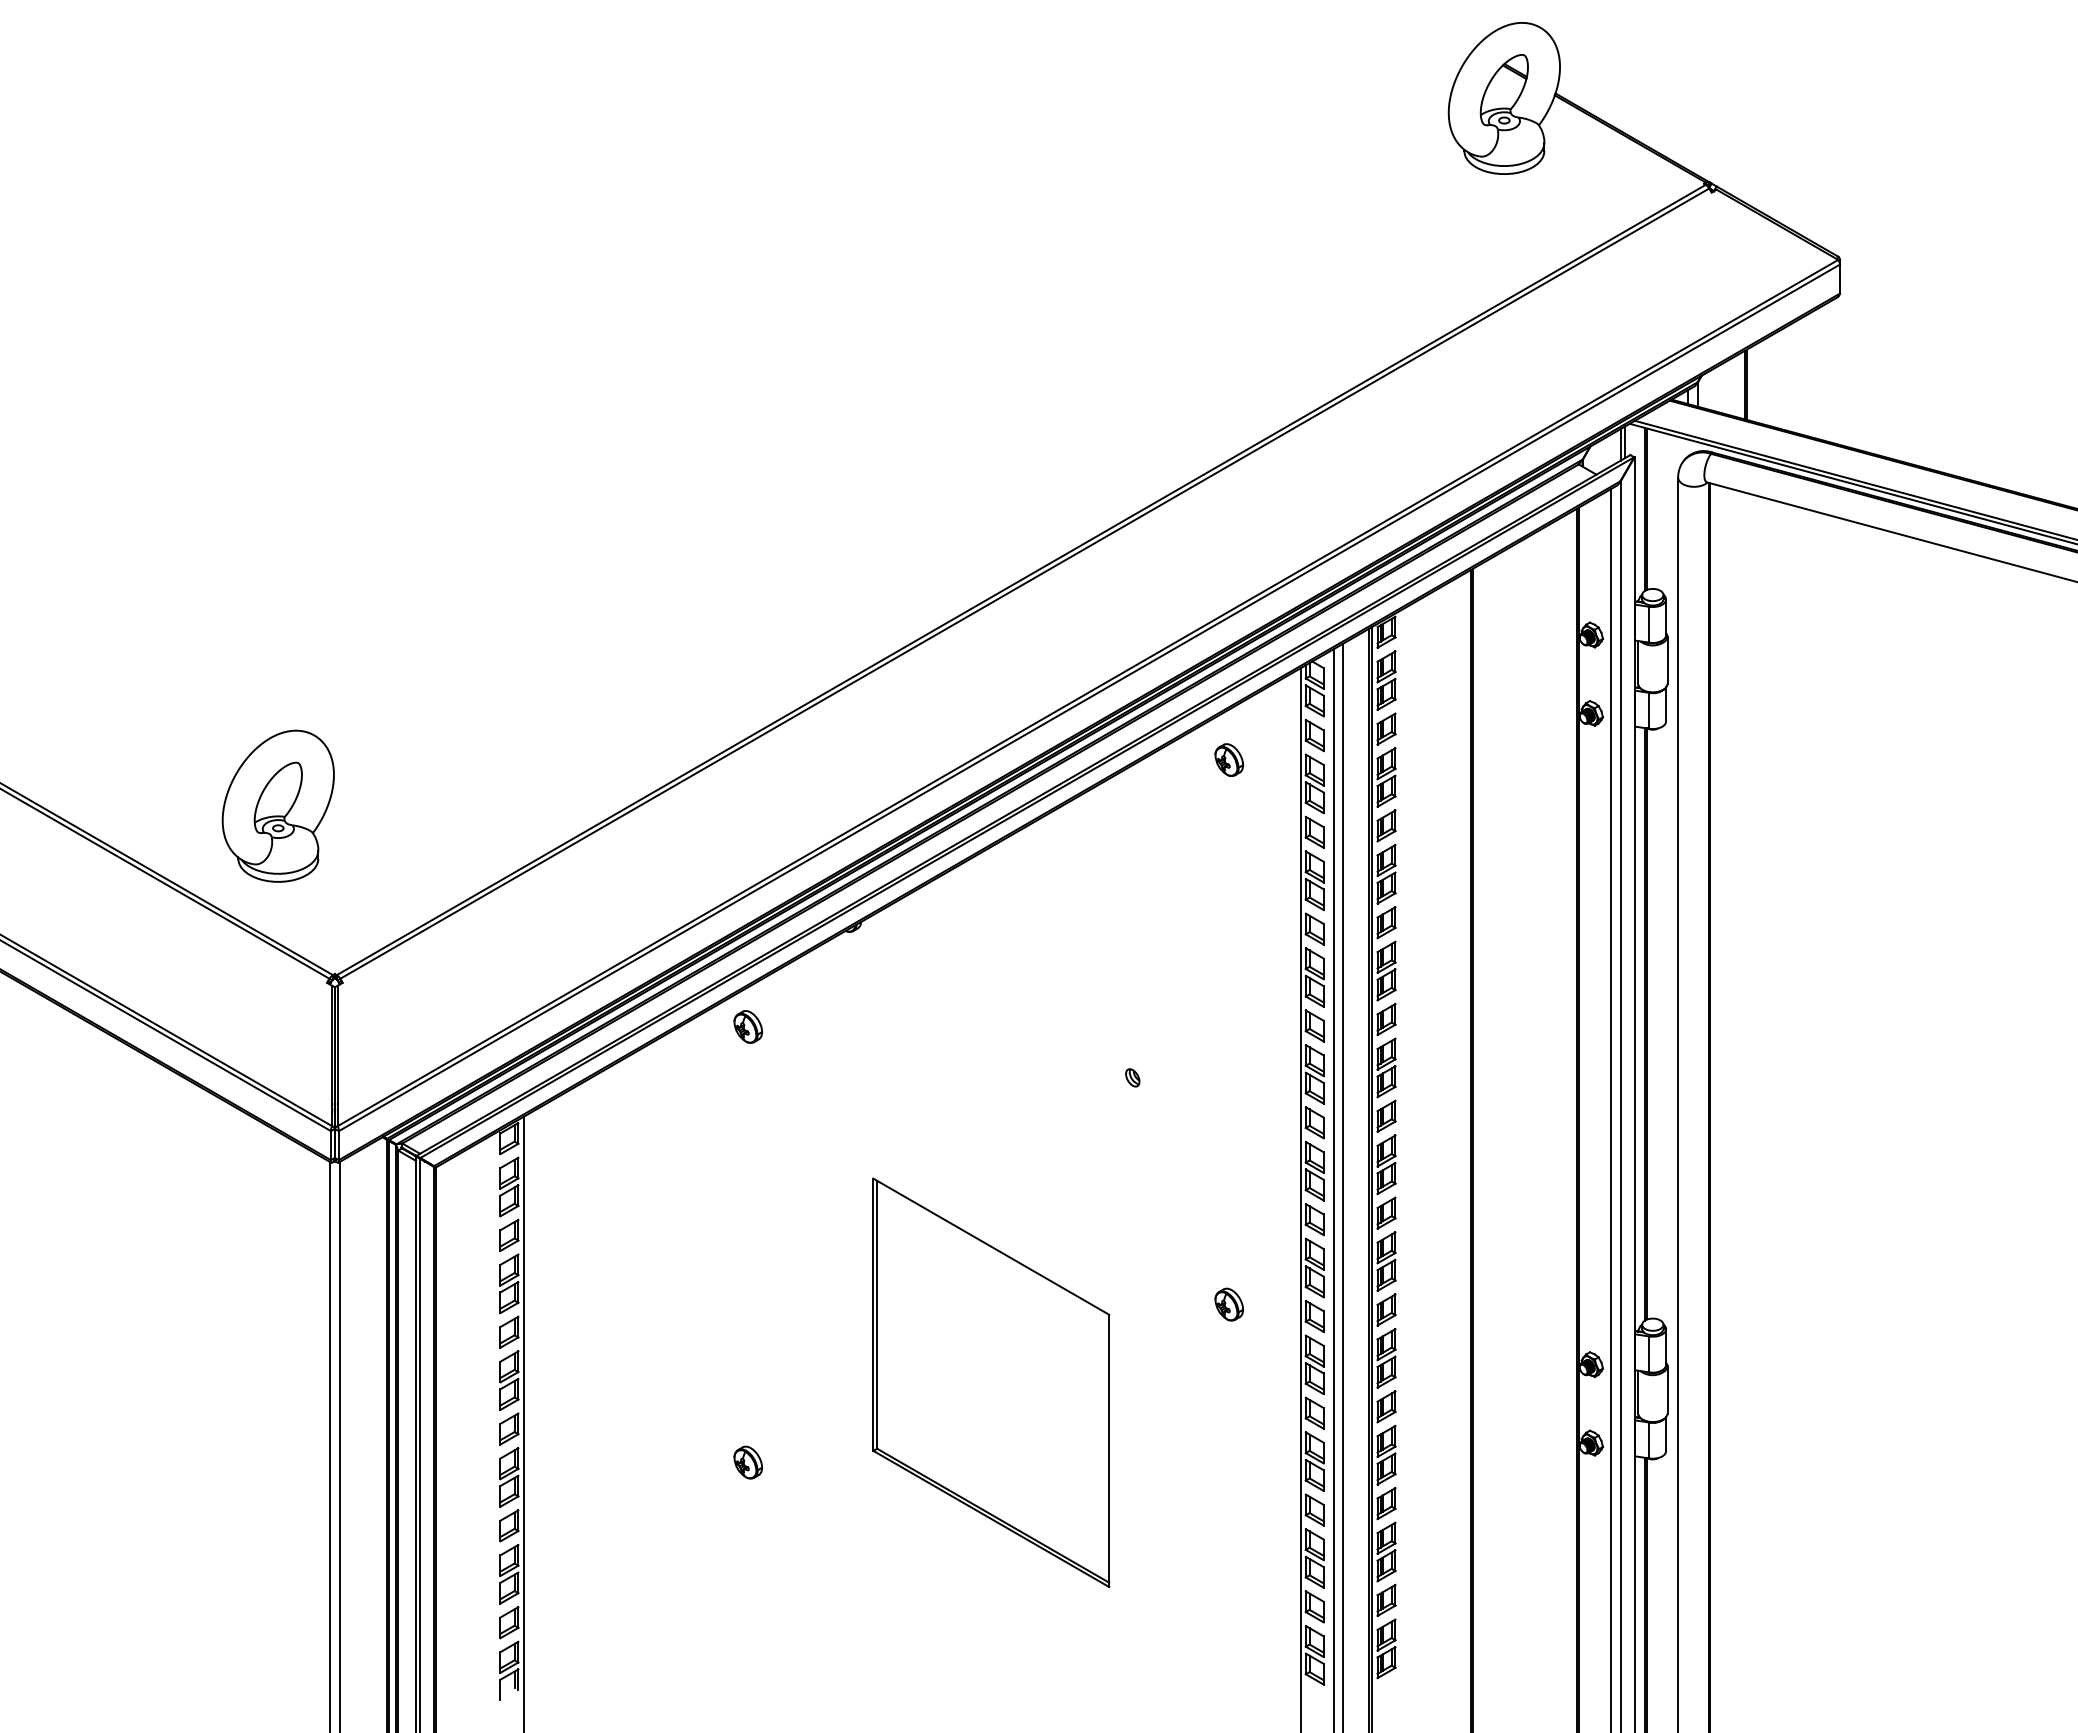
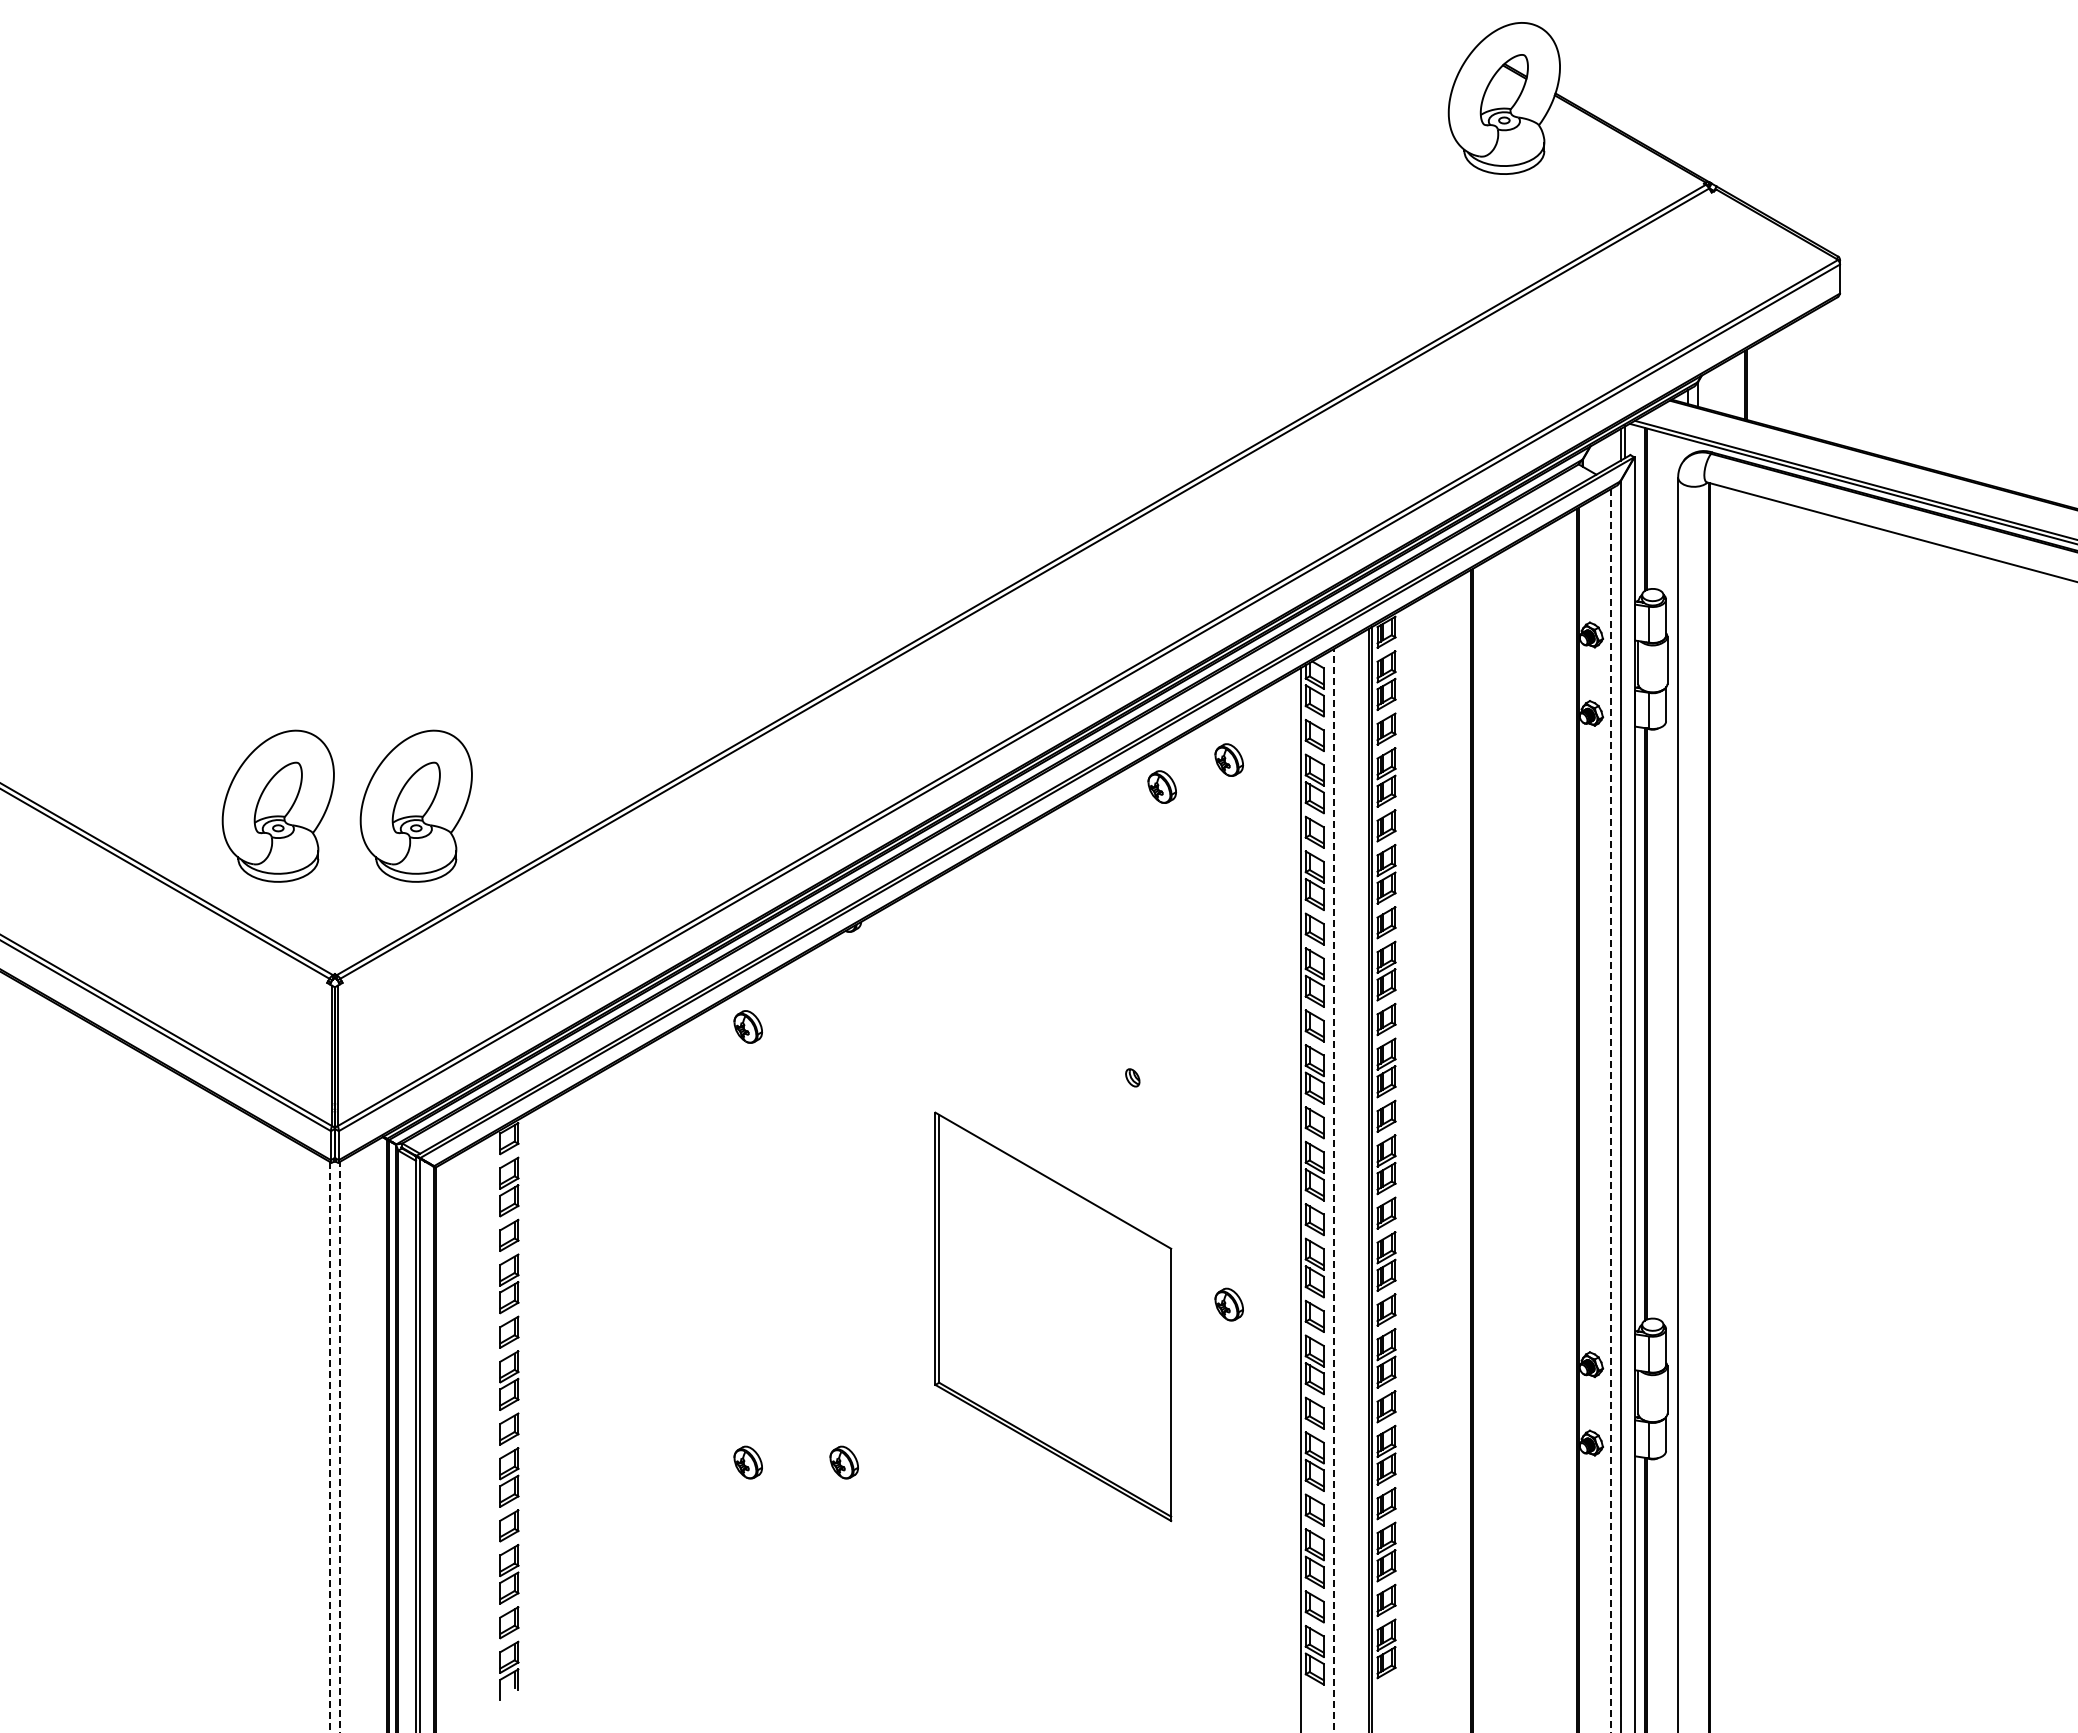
part: none -> present (1161, 786)
part: none -> present (415, 805)
line: solid -> dashed (1610, 1111)
line: present -> none (1343, 1186)
line: solid -> dashed (1333, 1191)
part position: (991, 1382) -> (1053, 1316) (1053, 1316)
line: present -> none (523, 1422)
line: solid -> dashed (339, 1446)
line: solid -> dashed (330, 1447)
part: none -> present (843, 1462)
